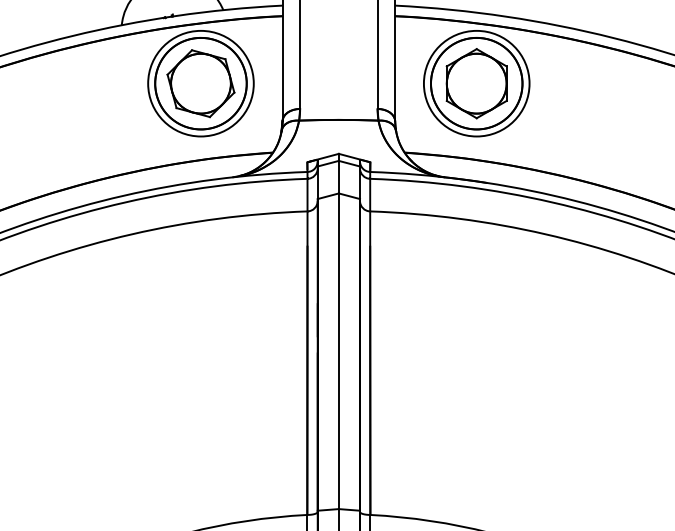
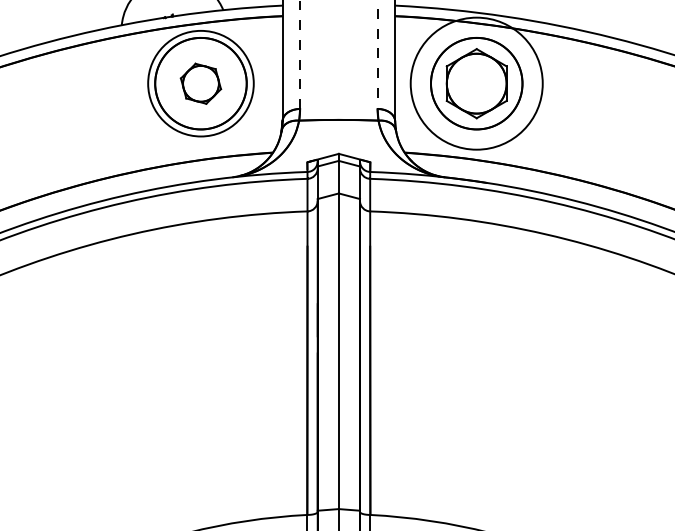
line: solid -> dashed (300, 54)
line: solid -> dashed (377, 55)
part size: 70x70 px -> 44x43 px (200, 83)
circle diameter: 106 px -> 132 px (476, 83)
